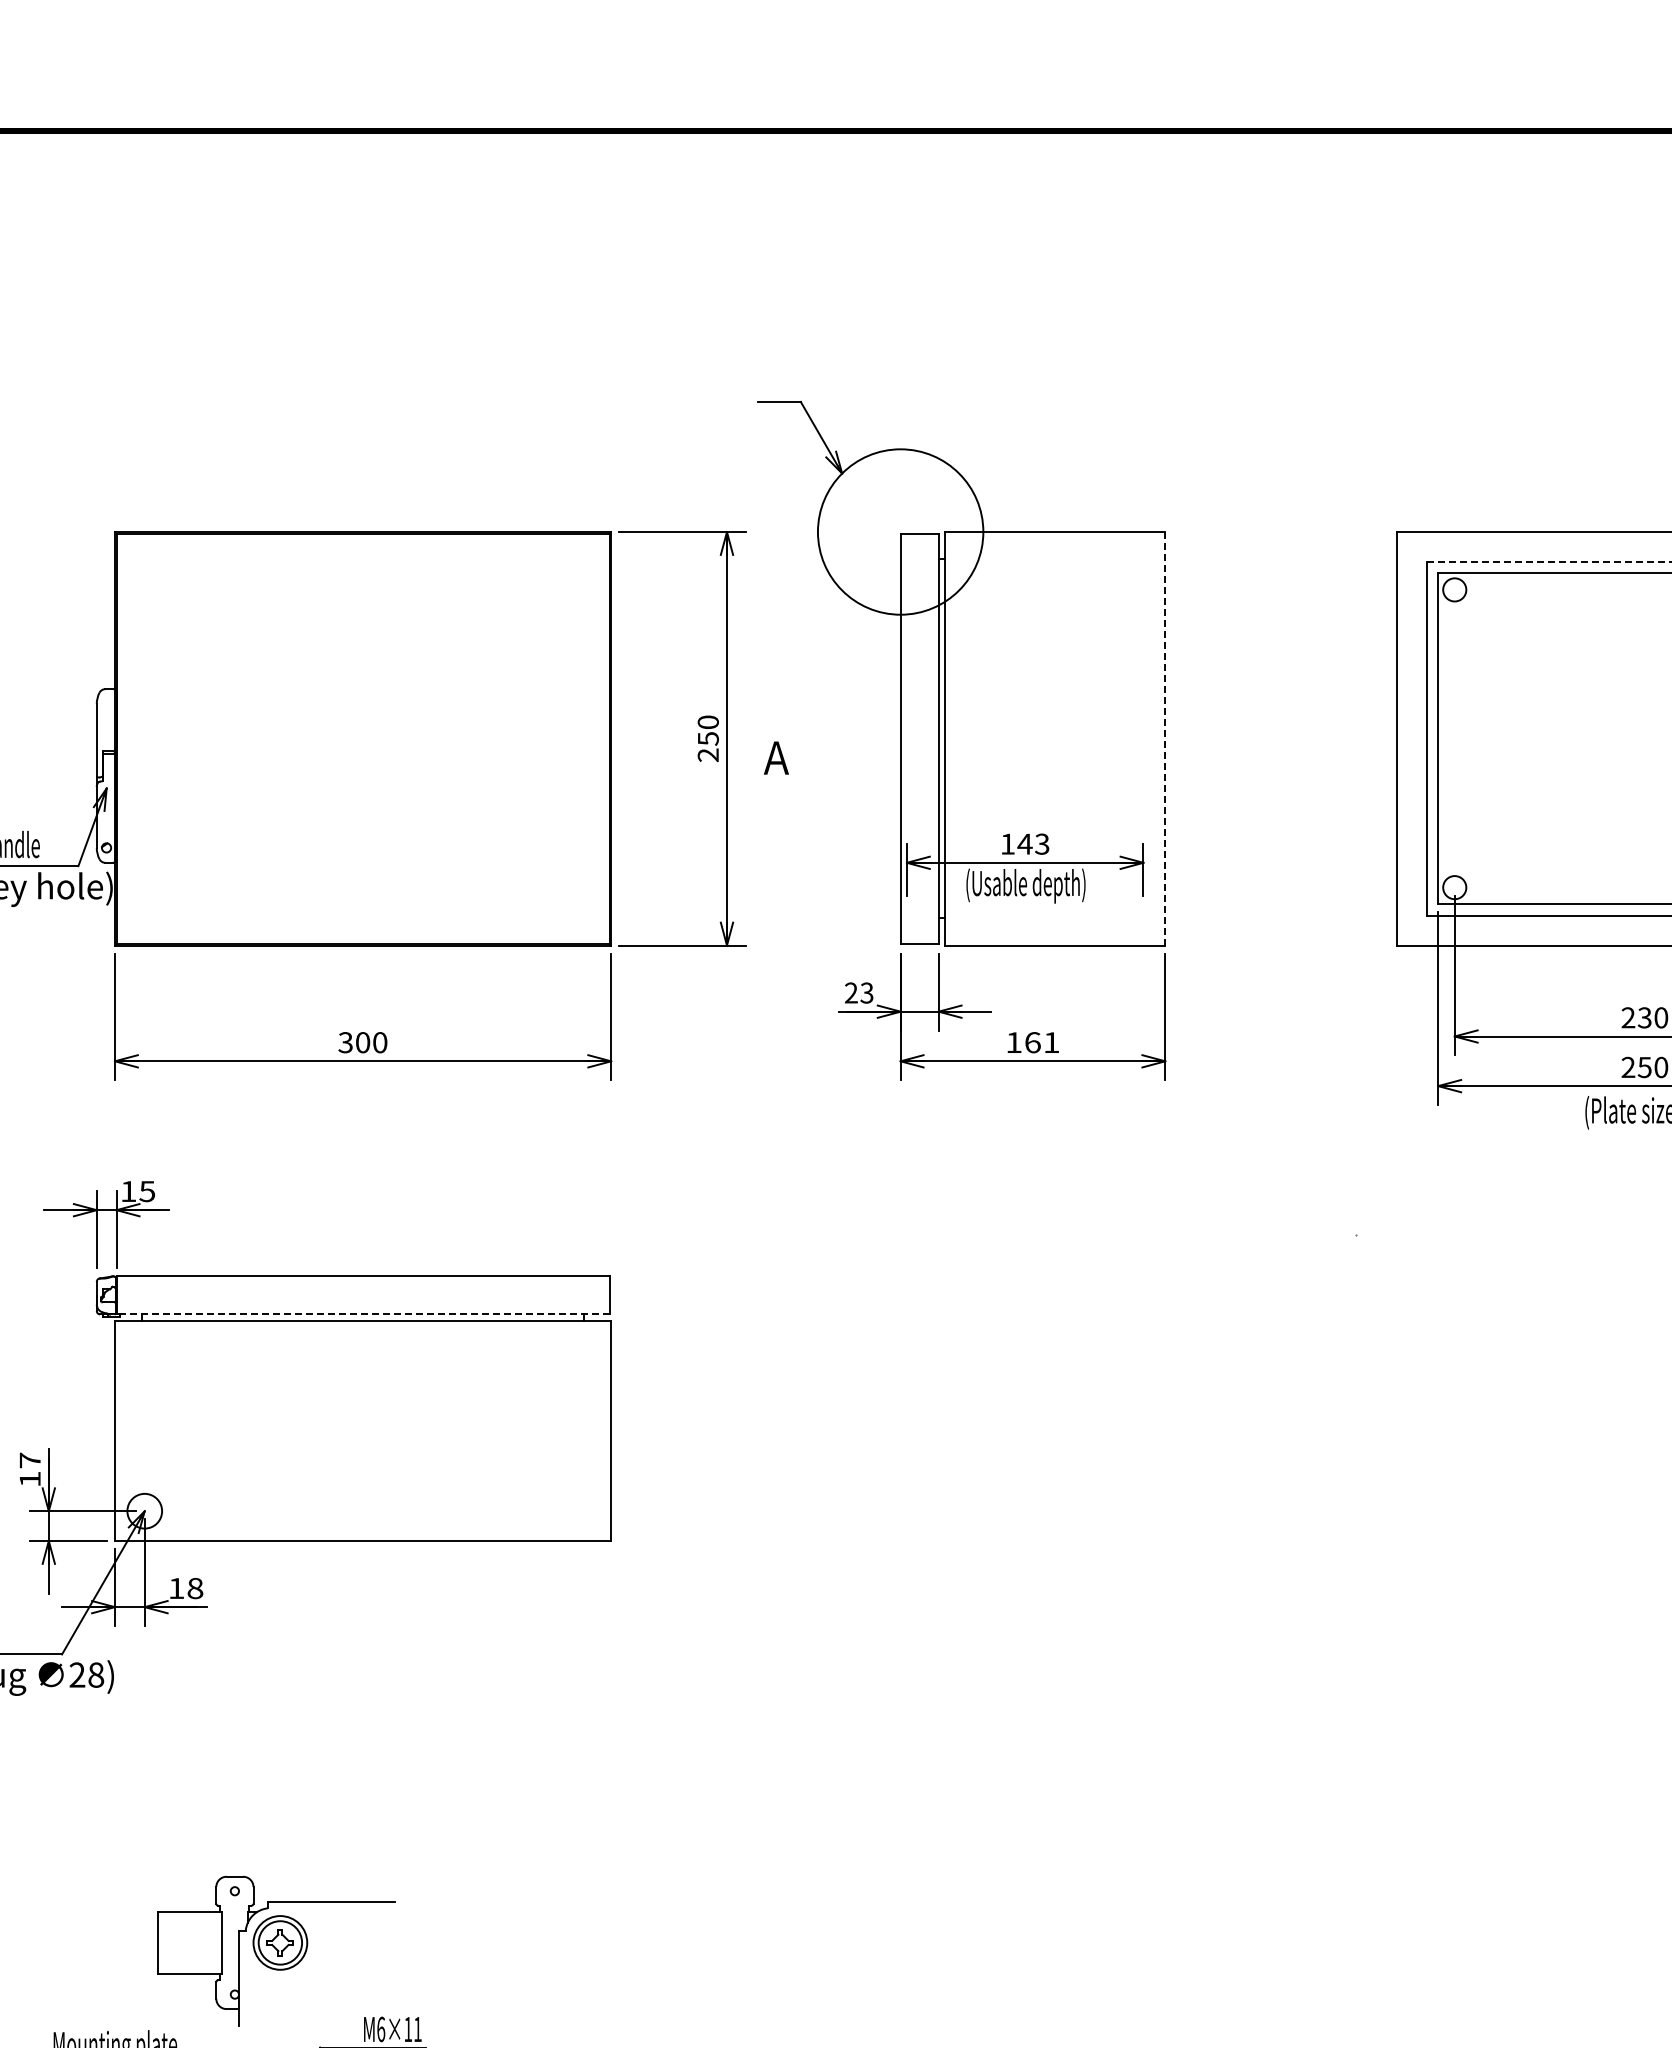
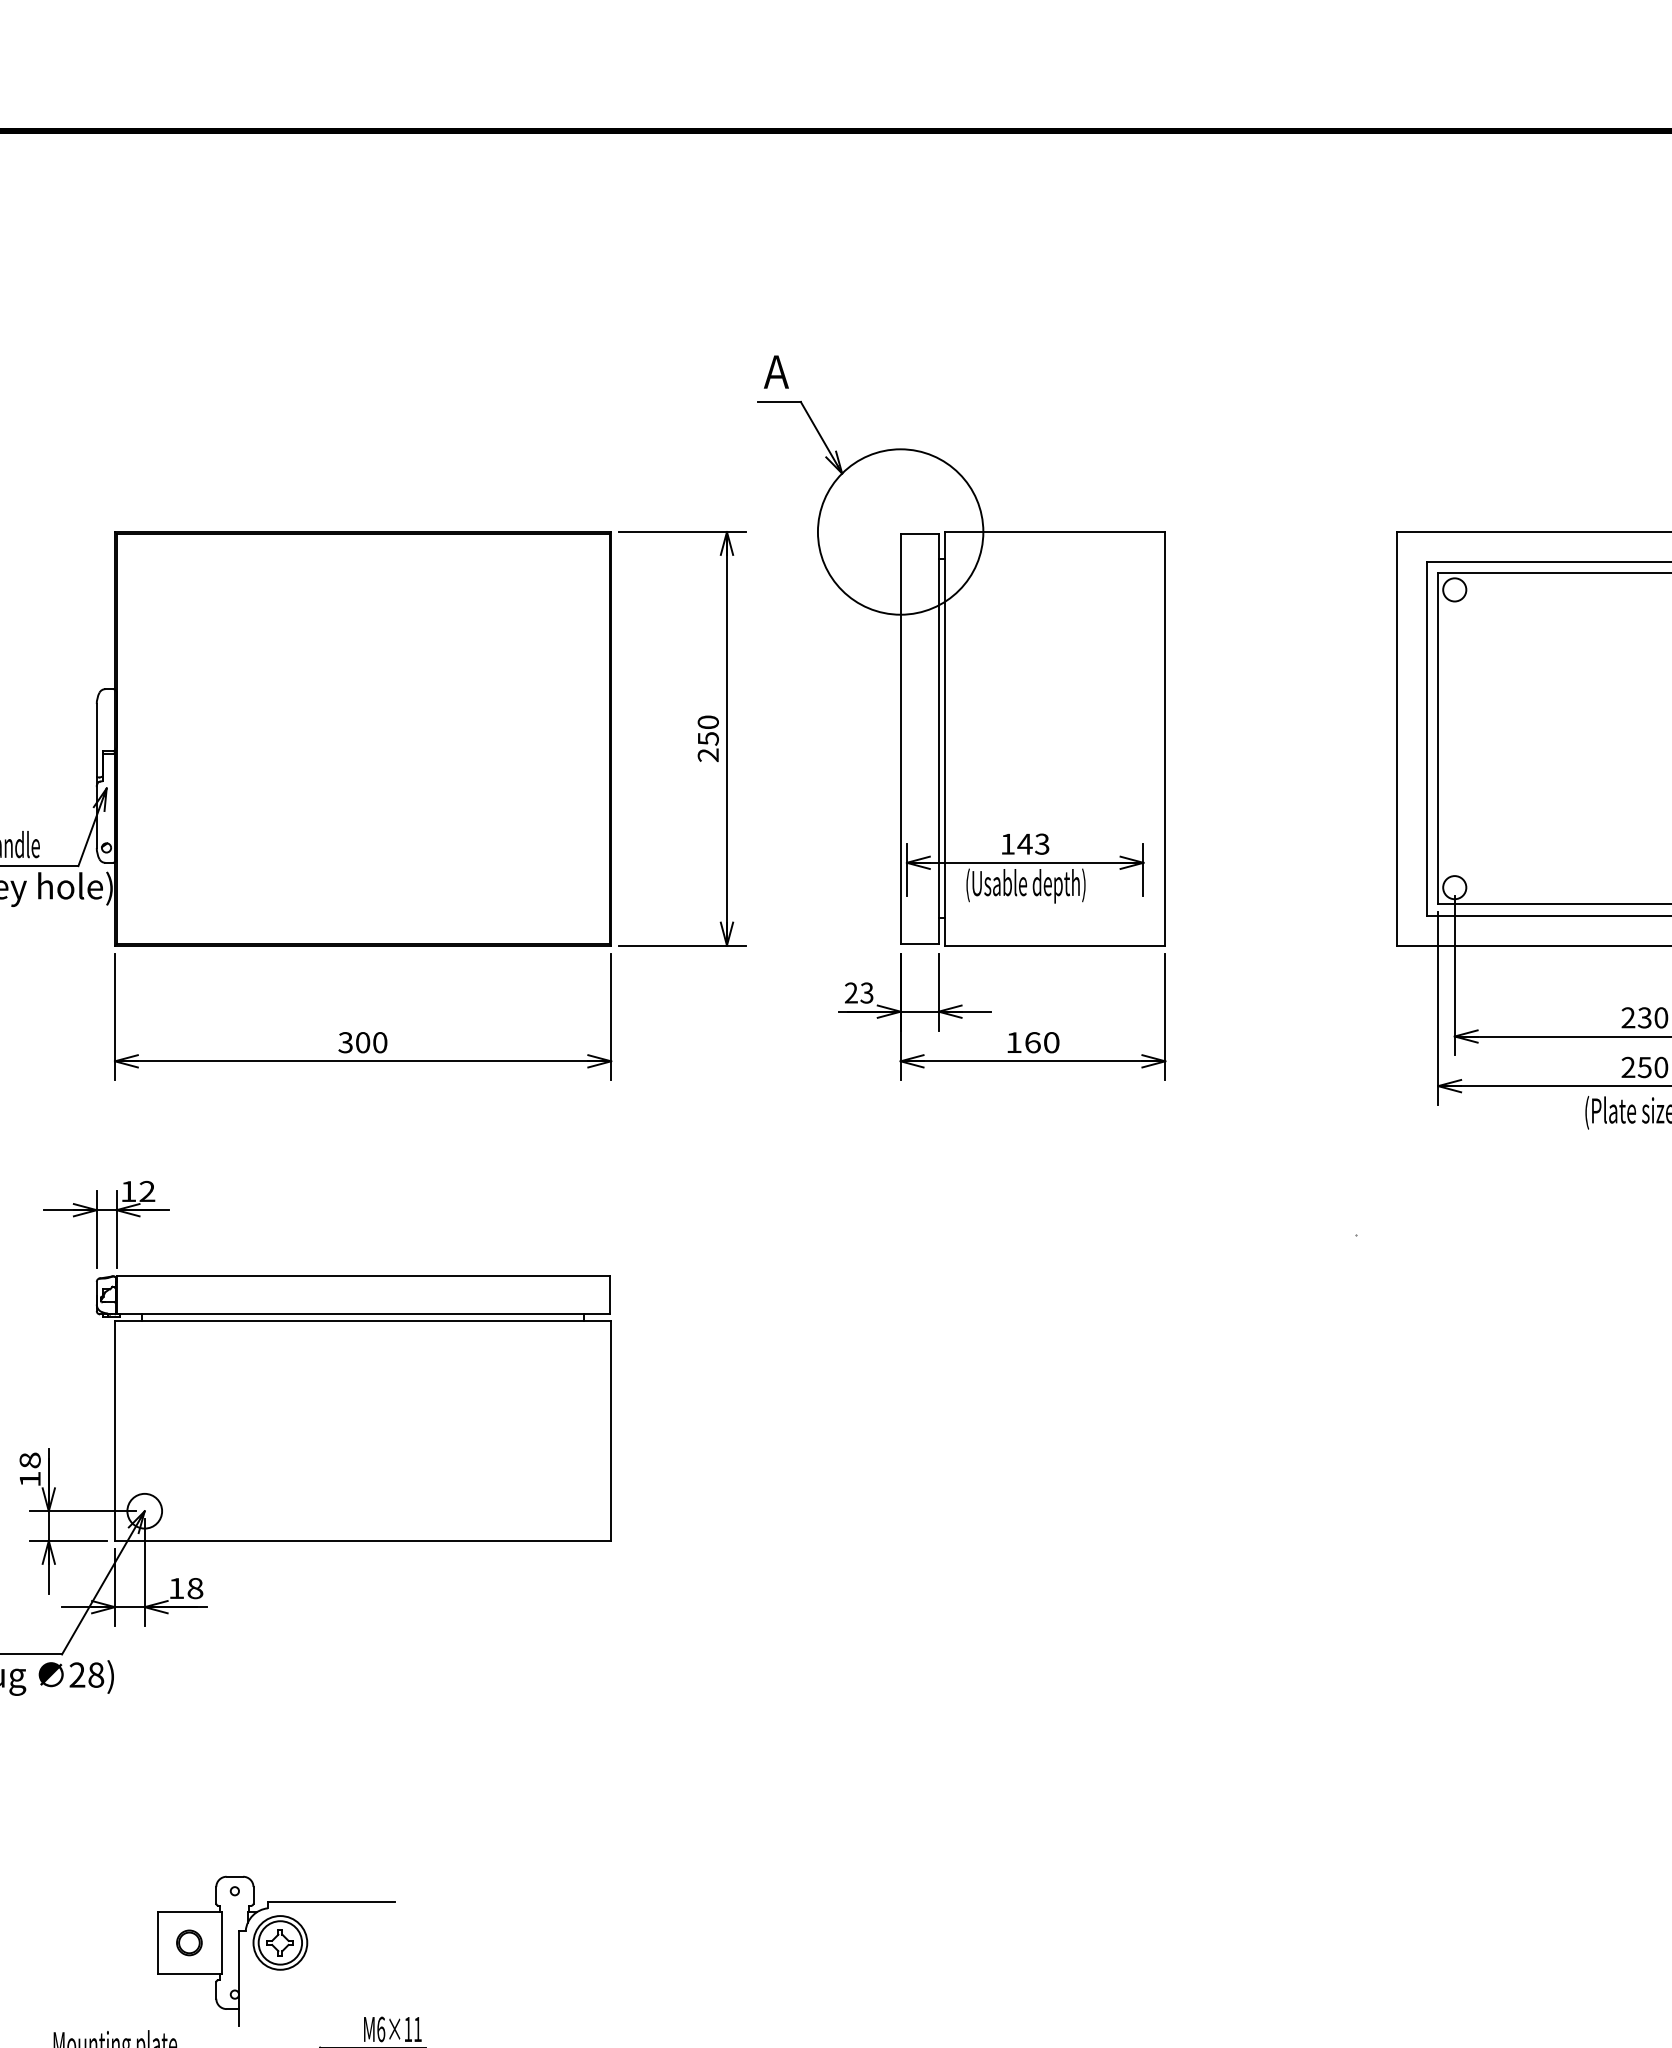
line: dashed -> solid (1549, 561)
line: dashed -> solid (1165, 738)
text position: (776, 757) -> (776, 371) (776, 371)
text: 161 -> 160 (1051, 1042)
text: 15 -> 12 (147, 1191)
line: dashed -> solid (362, 1314)
text: 17 -> 18 (29, 1460)
part: none -> present (189, 1942)
